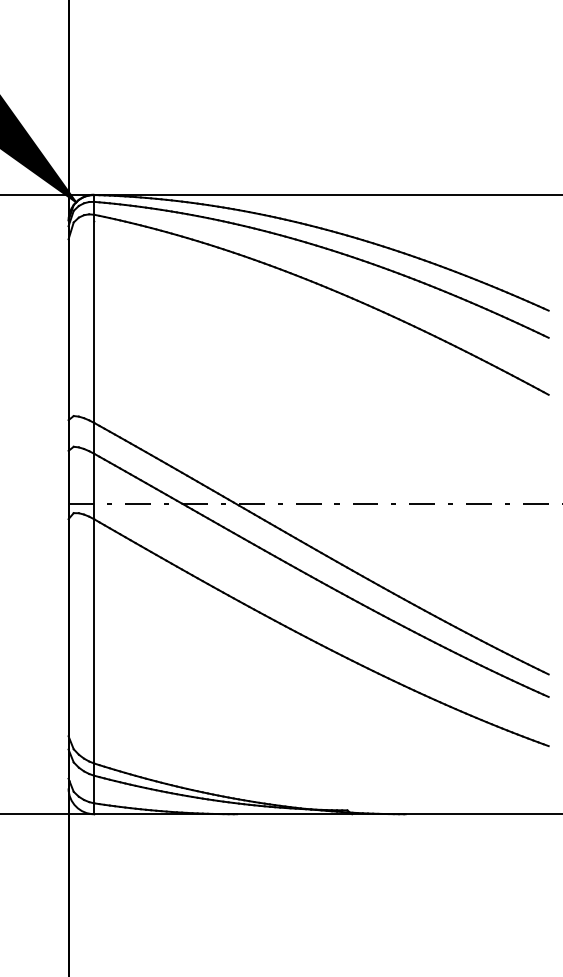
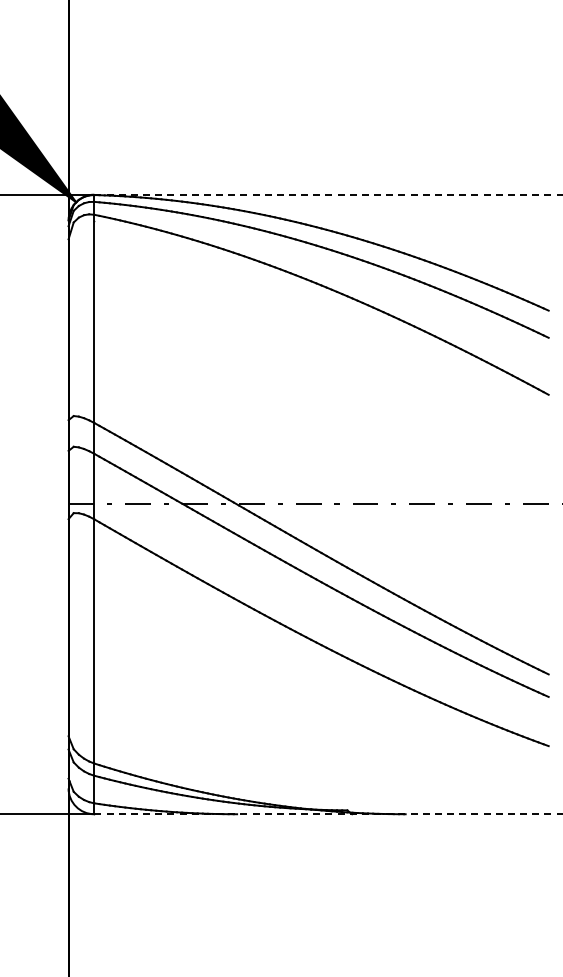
line: solid -> dashed (328, 194)
line: solid -> dashed (328, 814)
